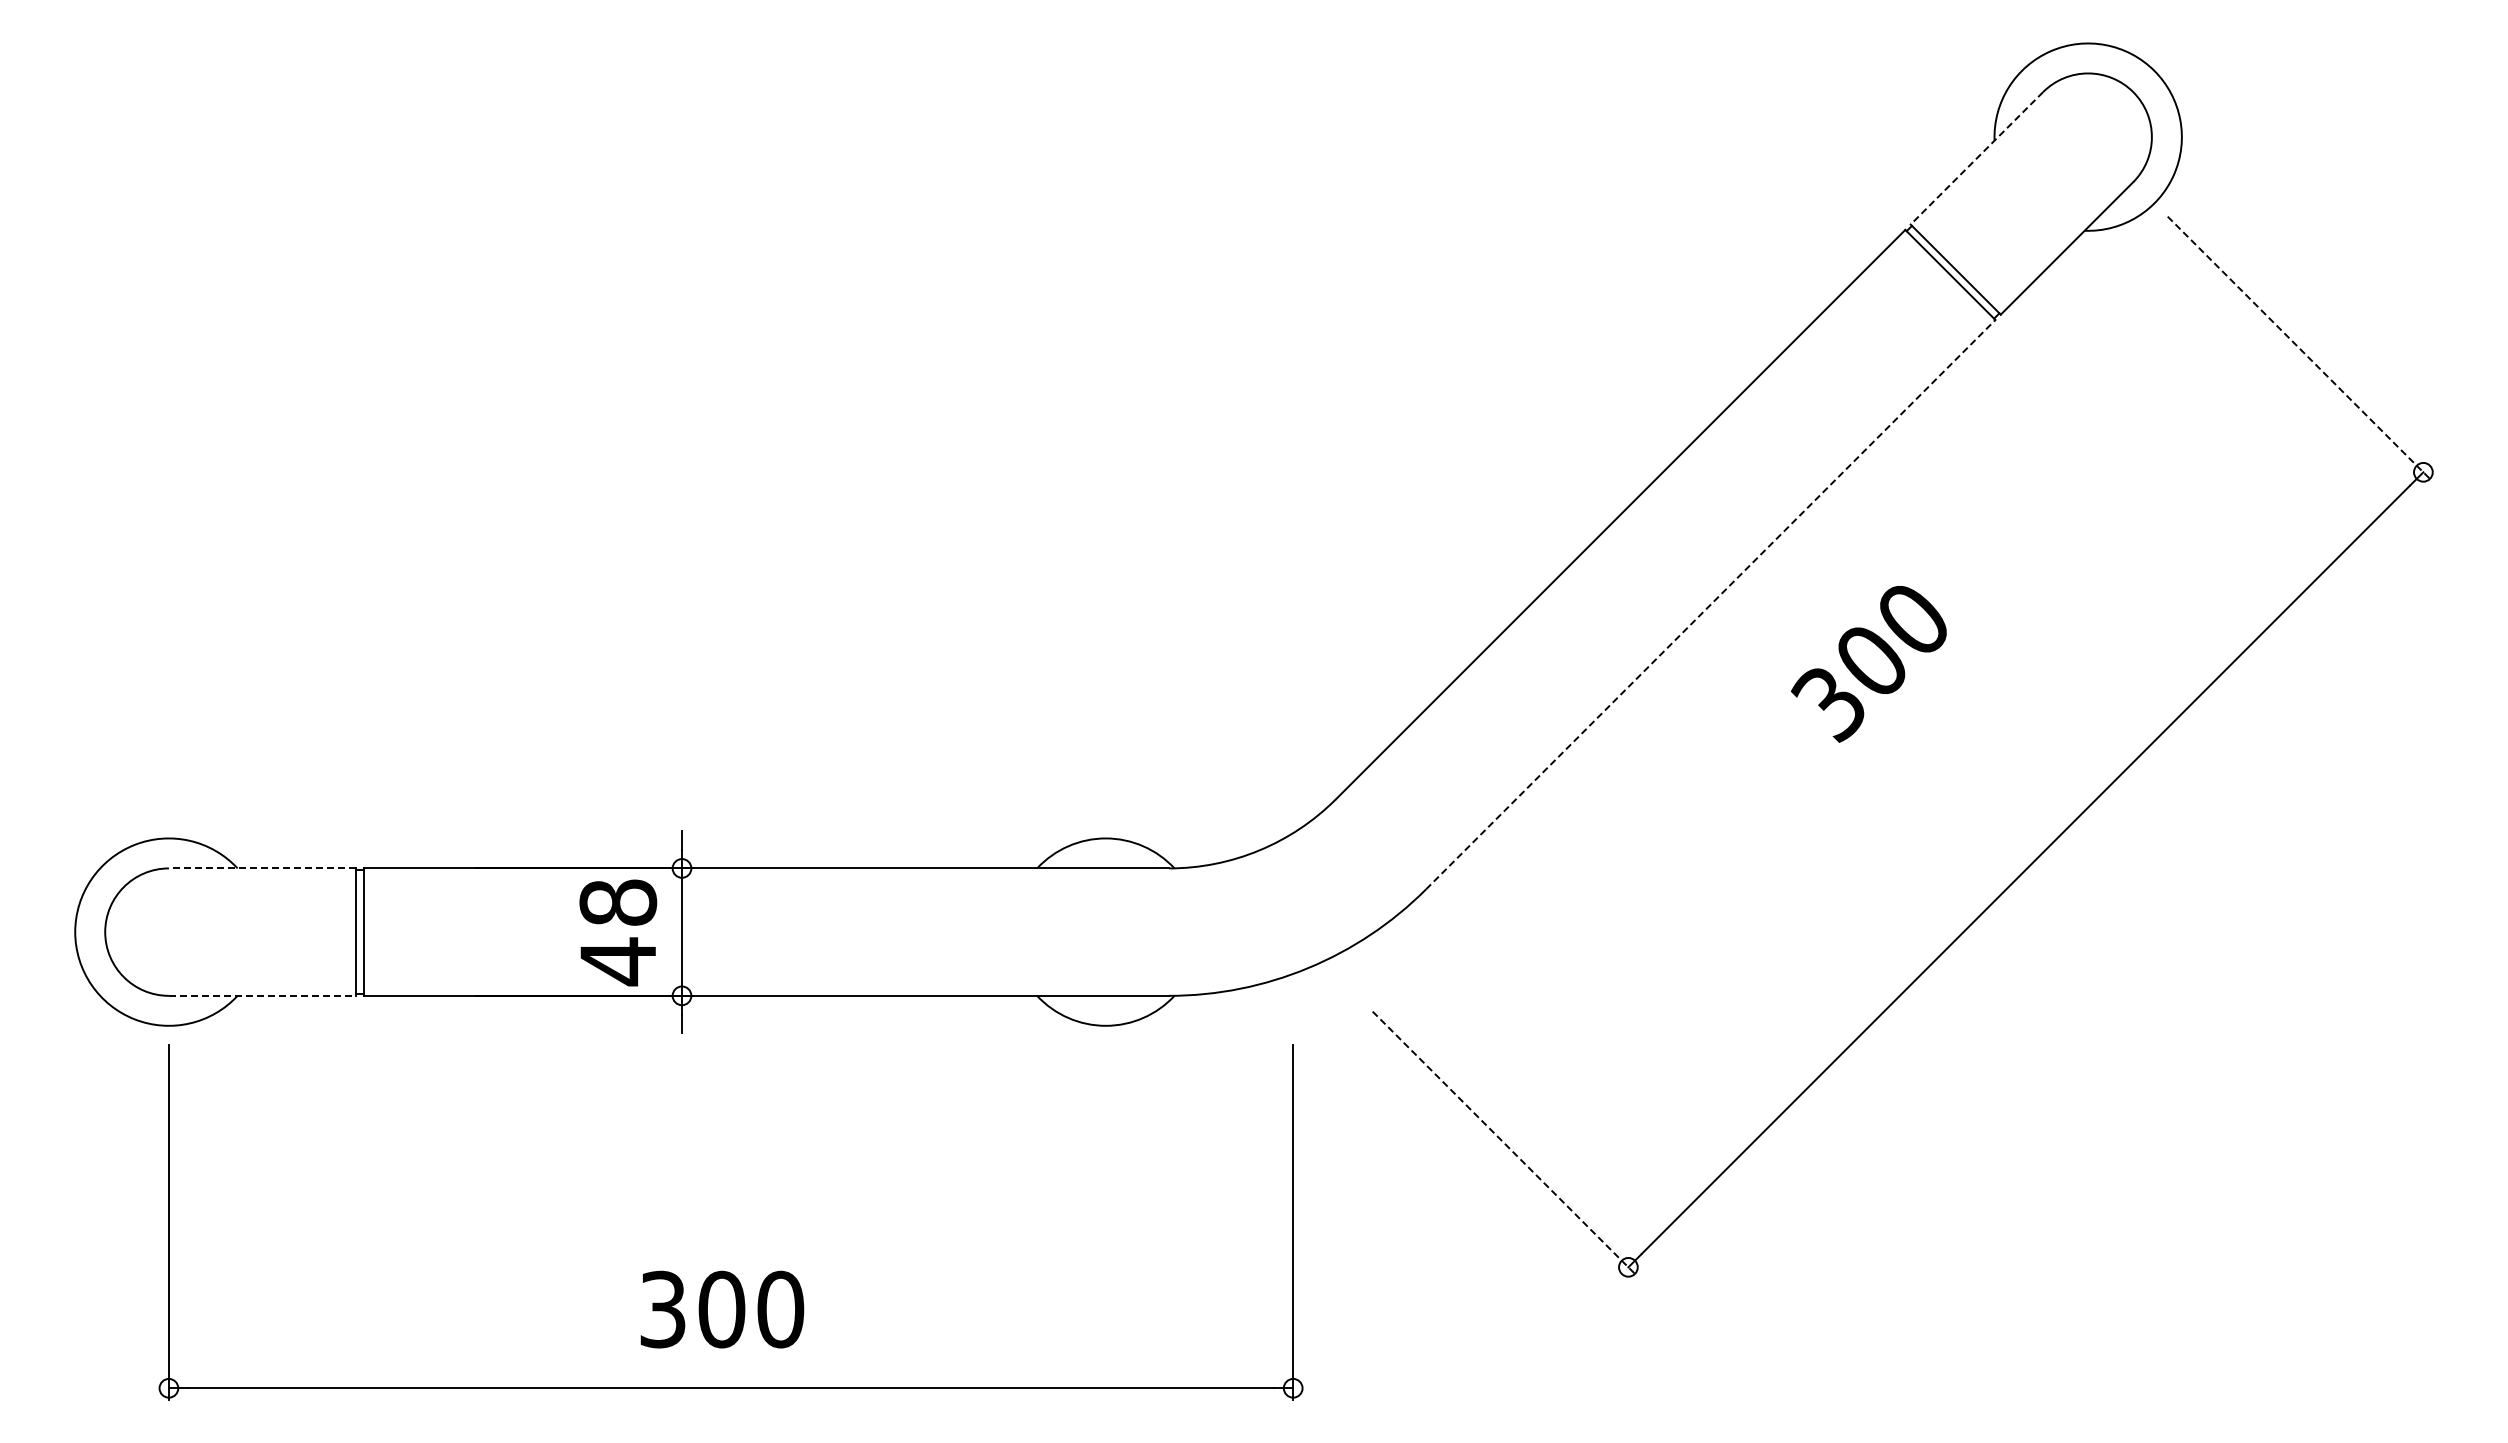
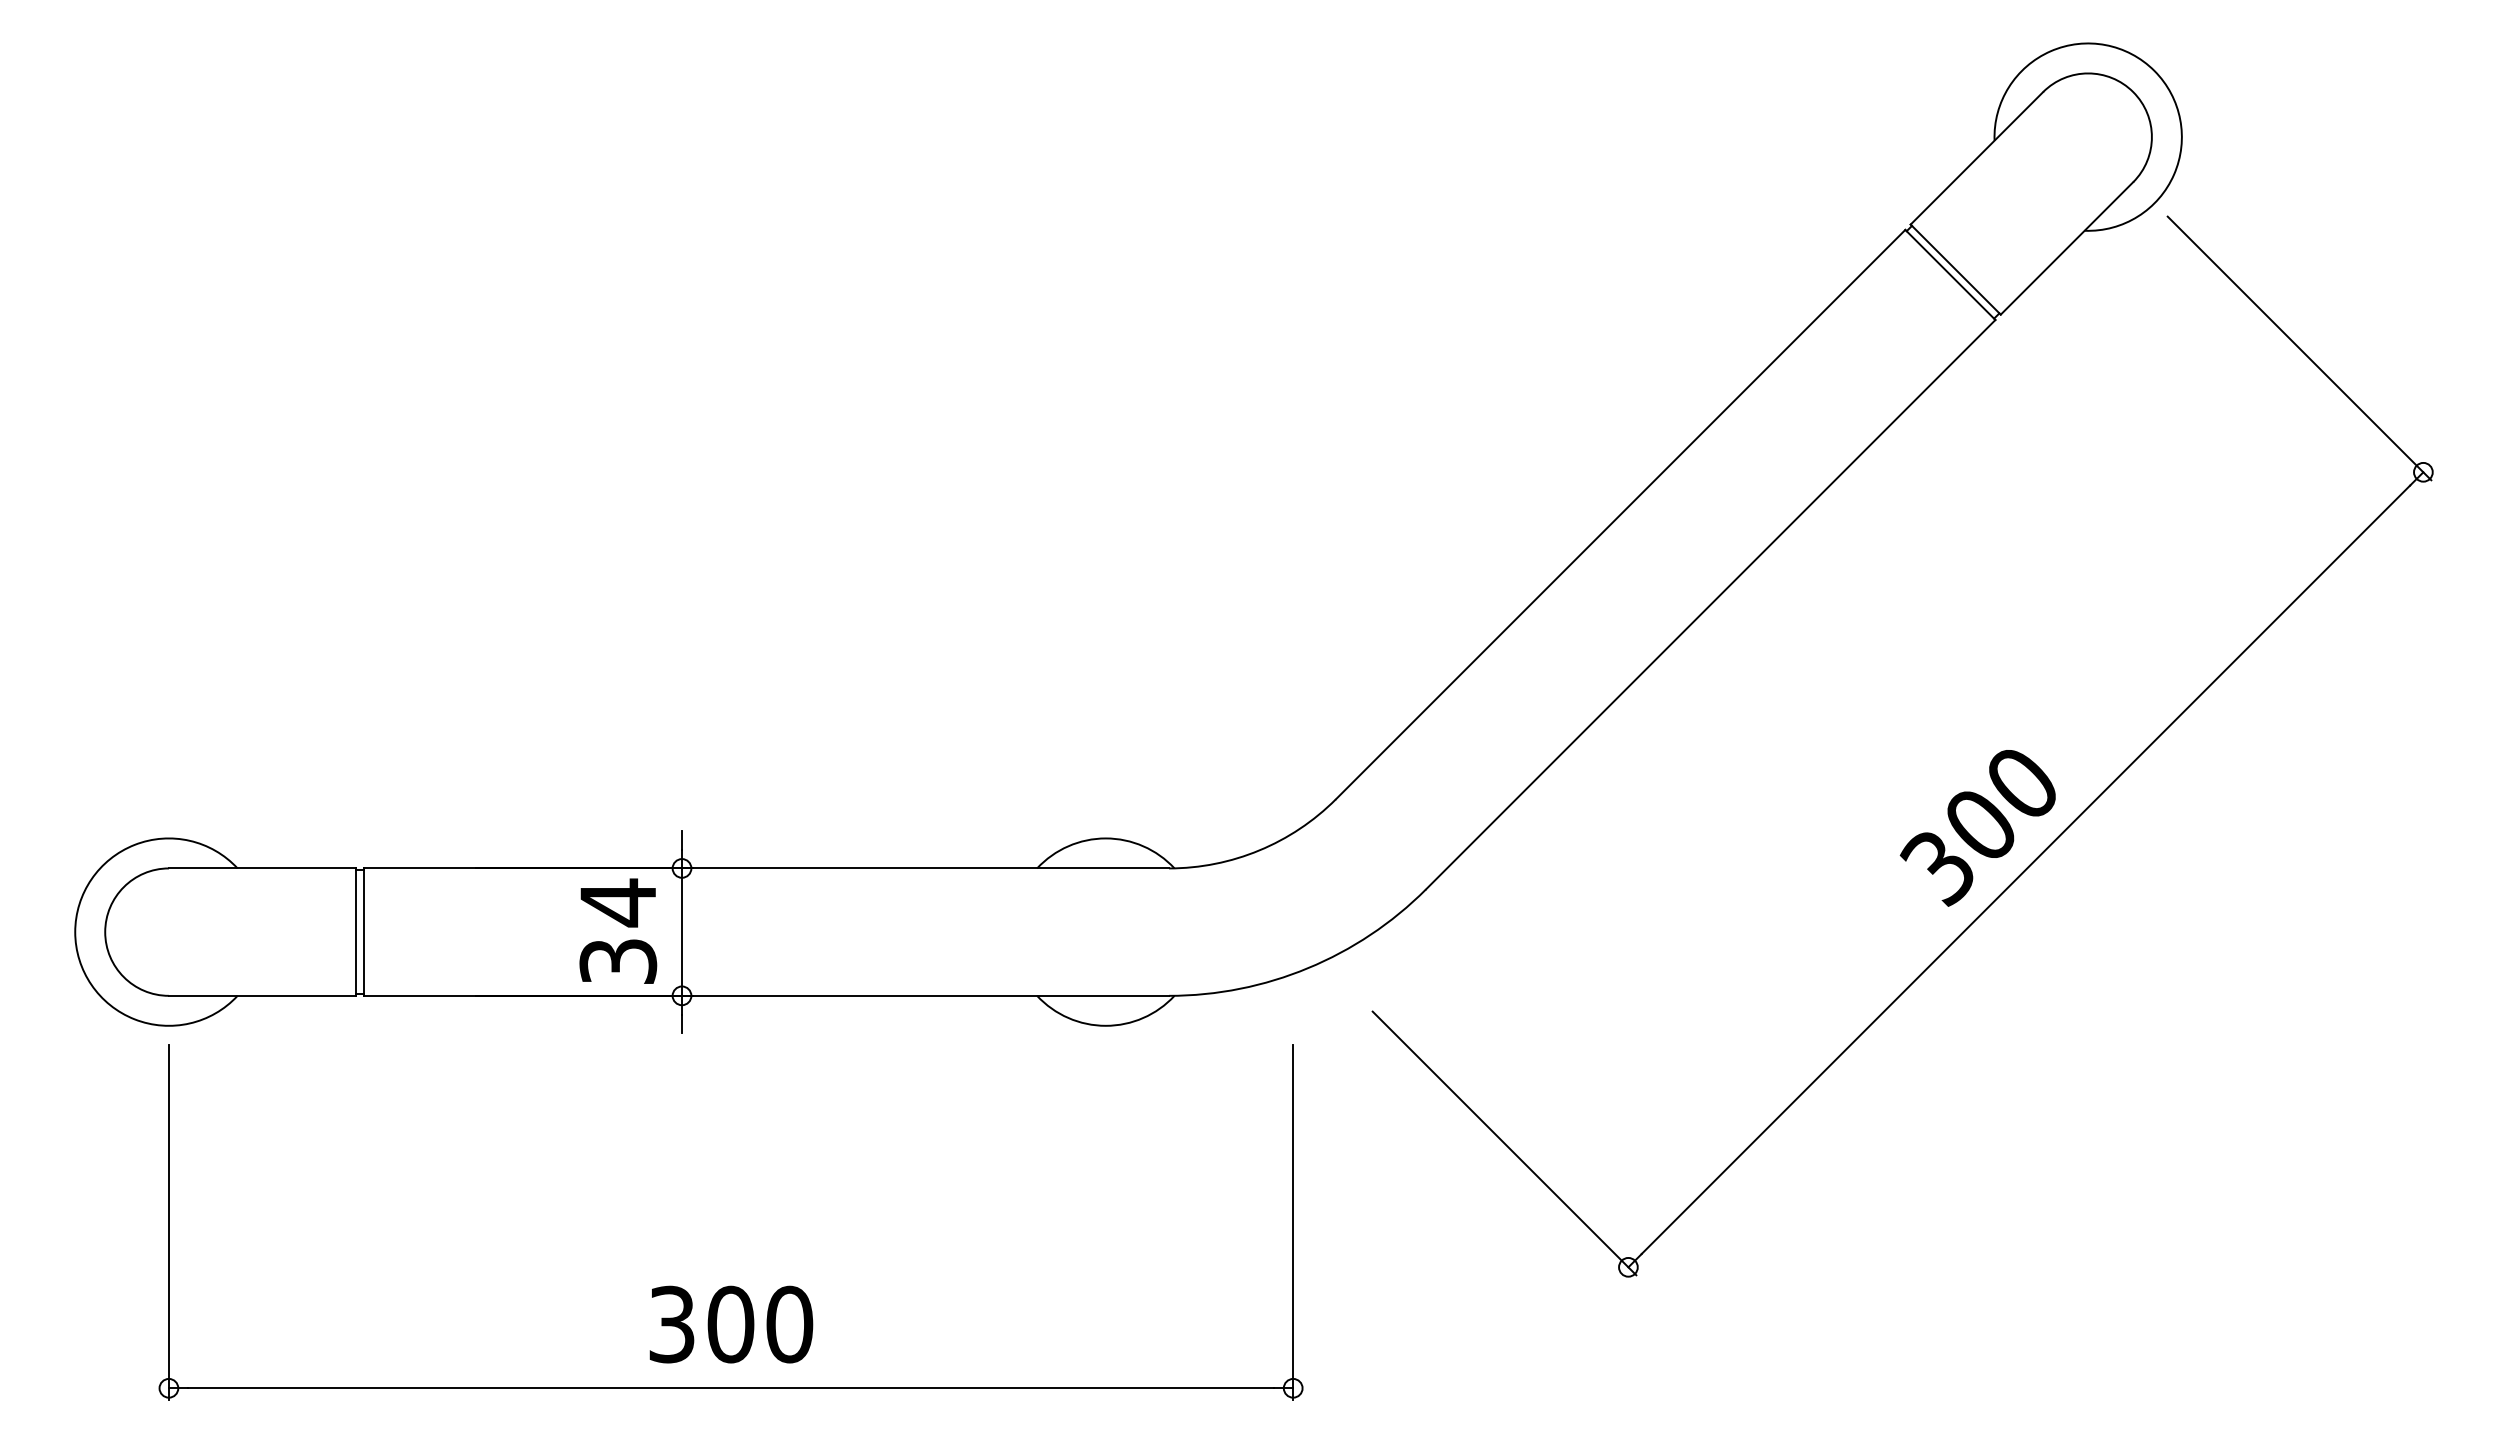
line: dashed -> solid (1976, 158)
line: dashed -> solid (2299, 348)
line: dashed -> solid (1710, 604)
text position: (1868, 664) -> (1977, 828) (1977, 828)
line: dashed -> solid (262, 868)
text: 48 -> 34 (618, 932)
line: dashed -> solid (262, 995)
line: dashed -> solid (1504, 1143)
text position: (722, 1309) -> (731, 1324) (731, 1324)
